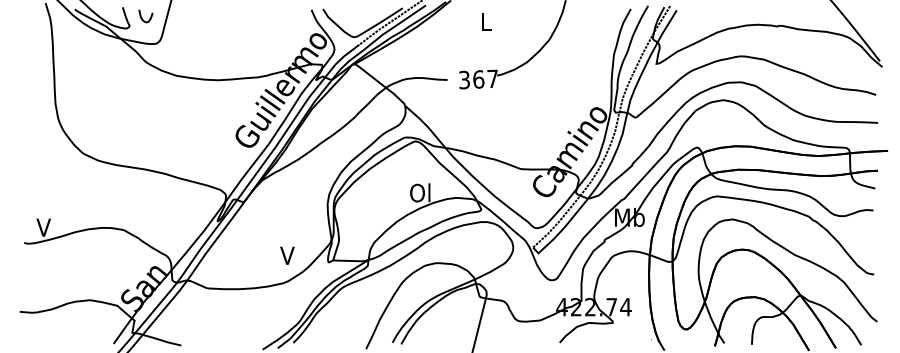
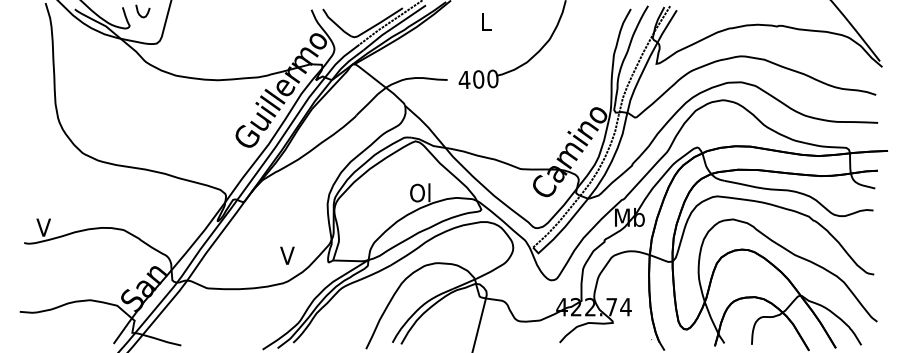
curve position: (142, 17) -> (139, 12) (139, 12)
text: 367 -> 400 (478, 79)
